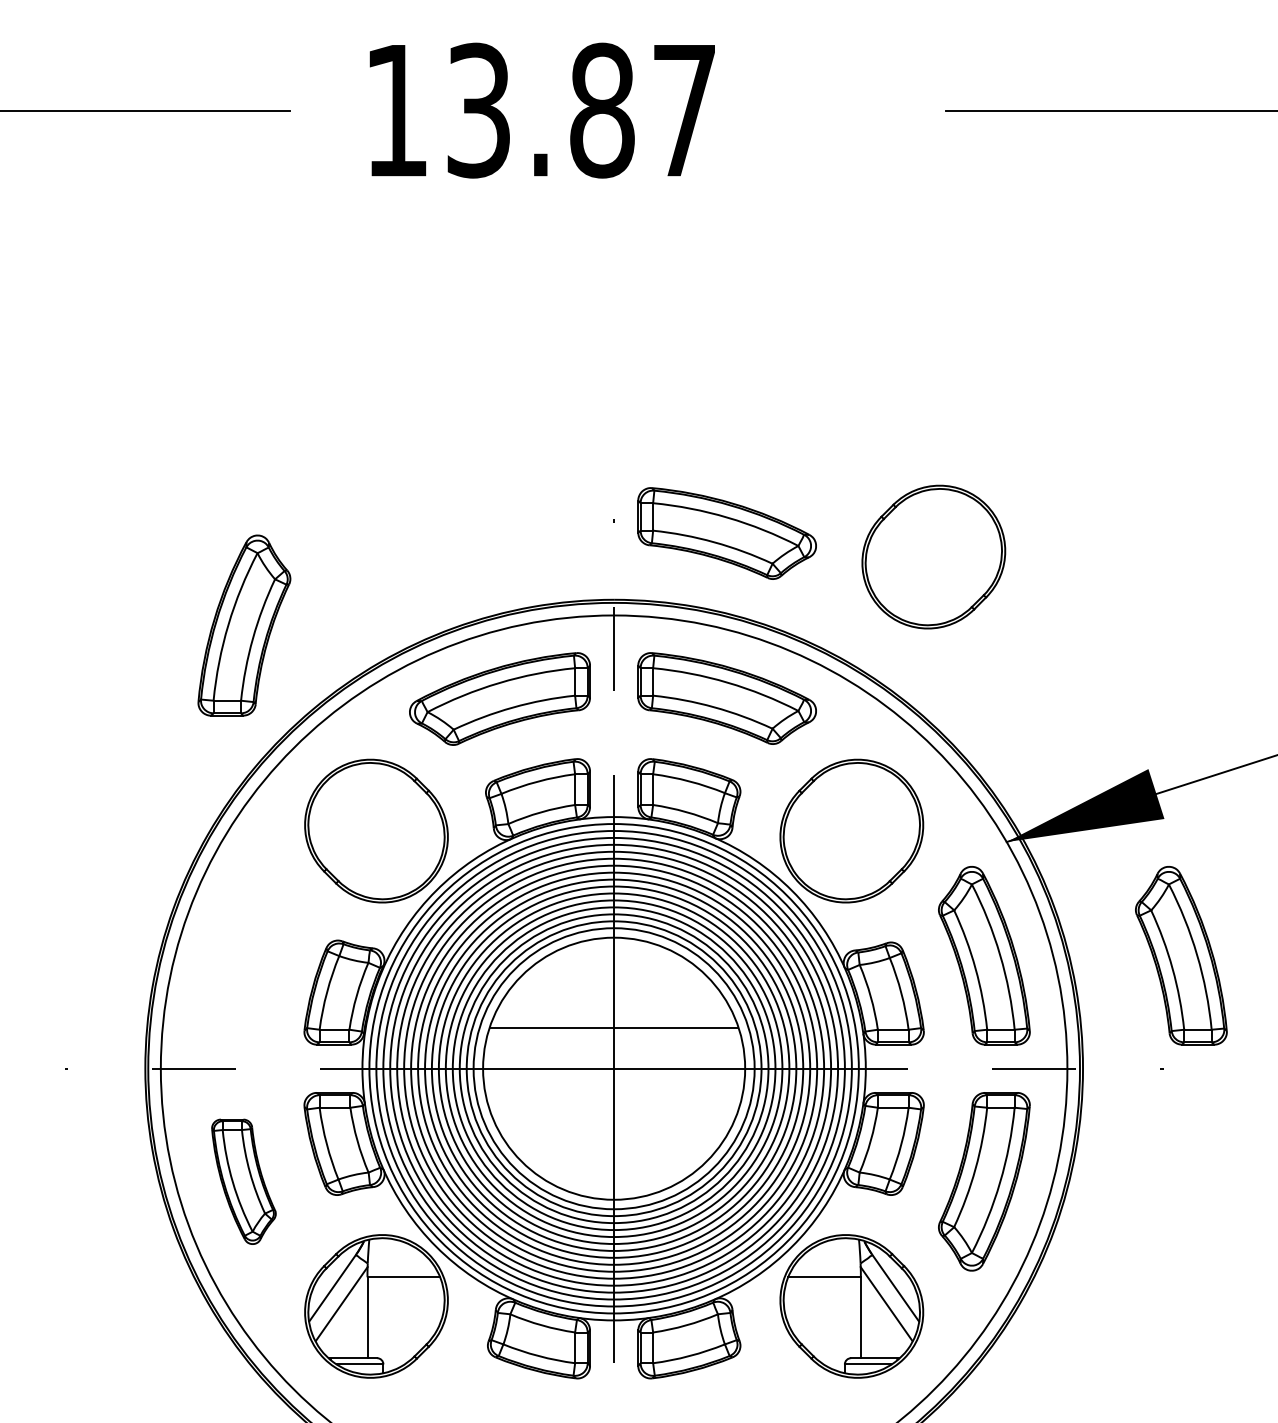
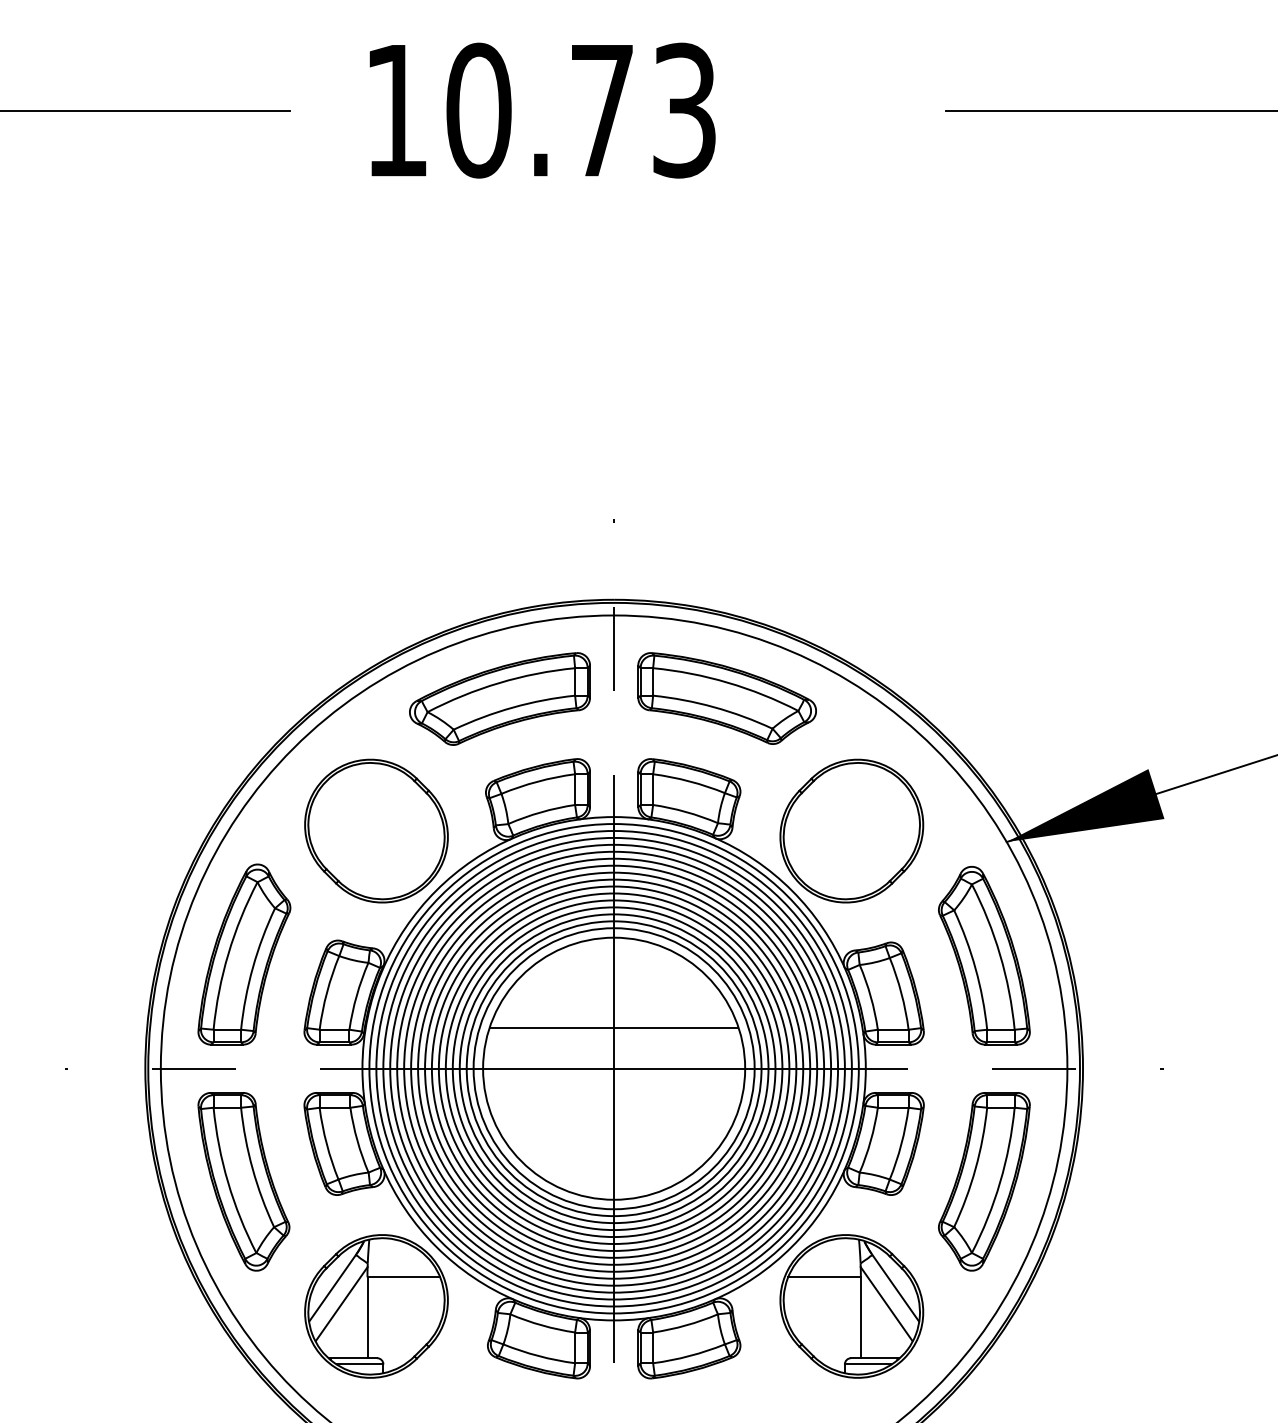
text: 13.87 -> 10.73 (580, 110)
part: present -> none (726, 533)
part: present -> none (933, 556)
part position: (244, 625) -> (244, 954) (244, 954)
part: present -> none (1181, 955)
part size: 66x127 px -> 94x180 px (243, 1181)
